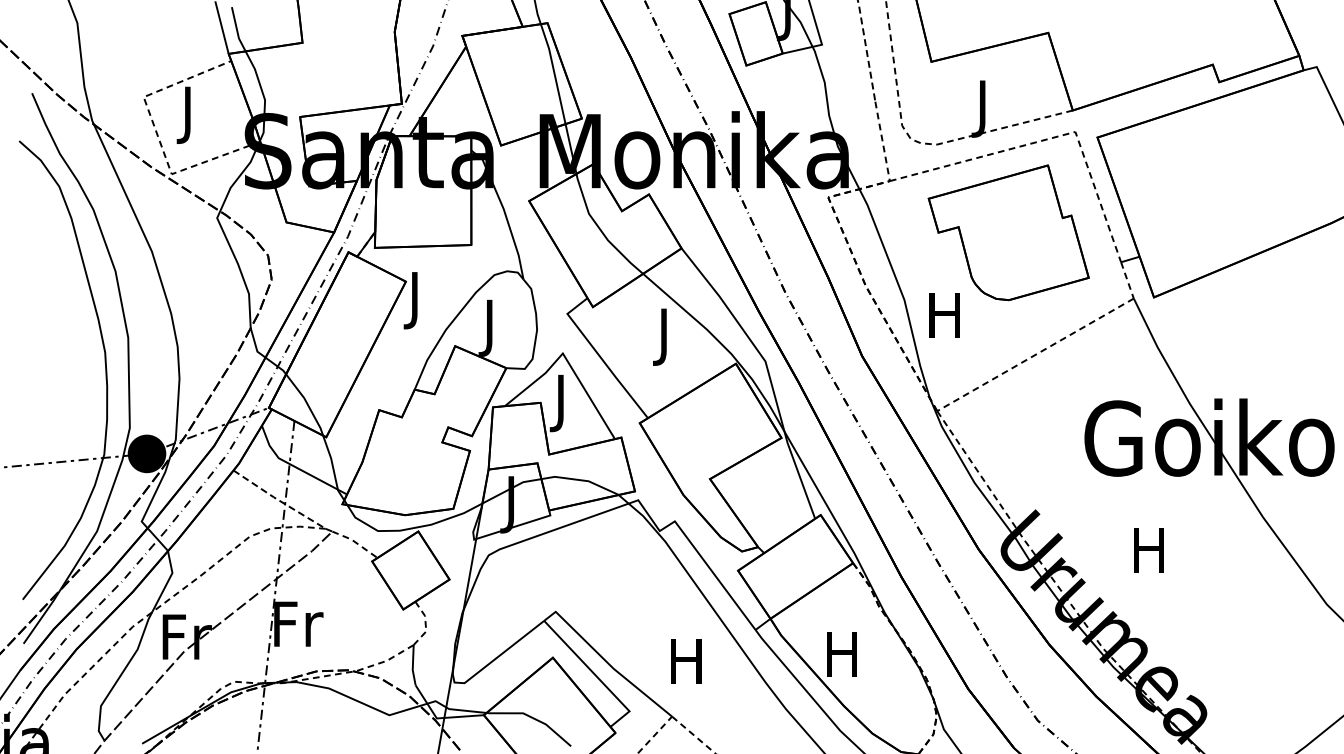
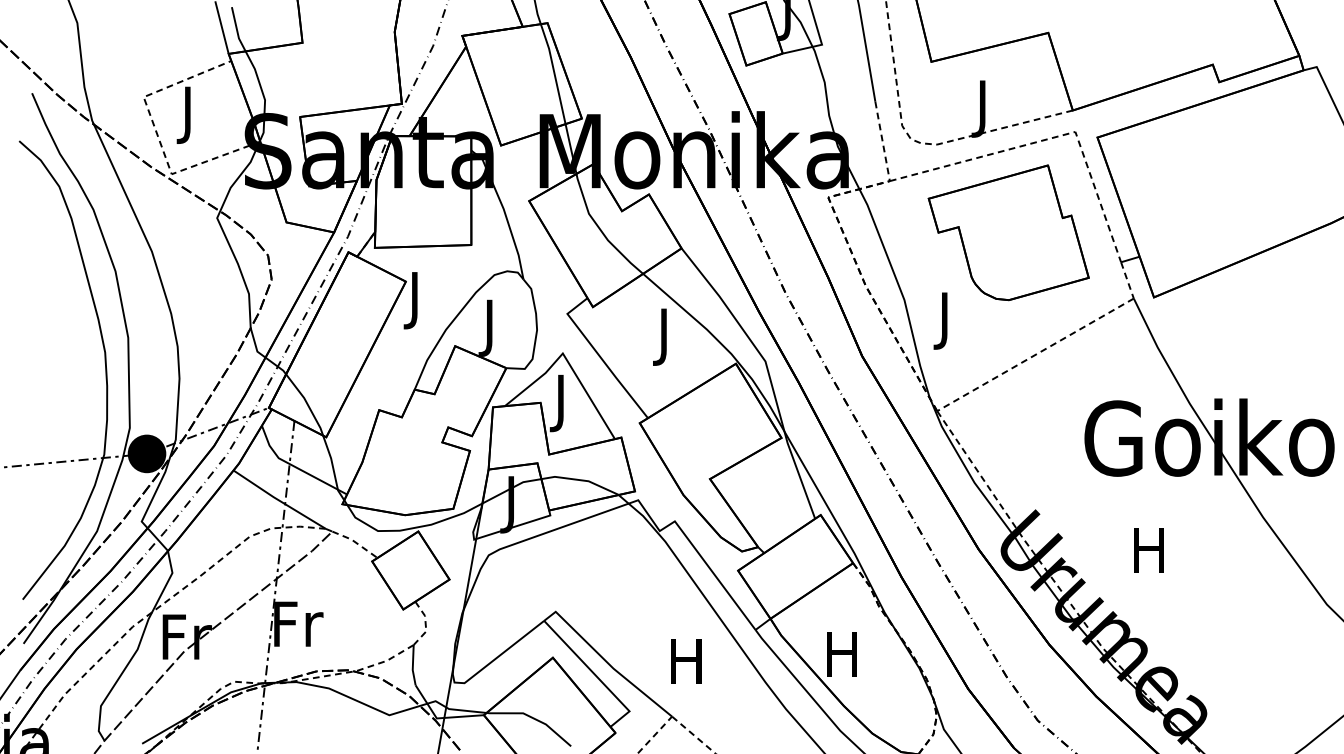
line: dashed -> solid (866, 50)
text: H -> J (944, 320)
line: dashed -> solid (278, 500)
